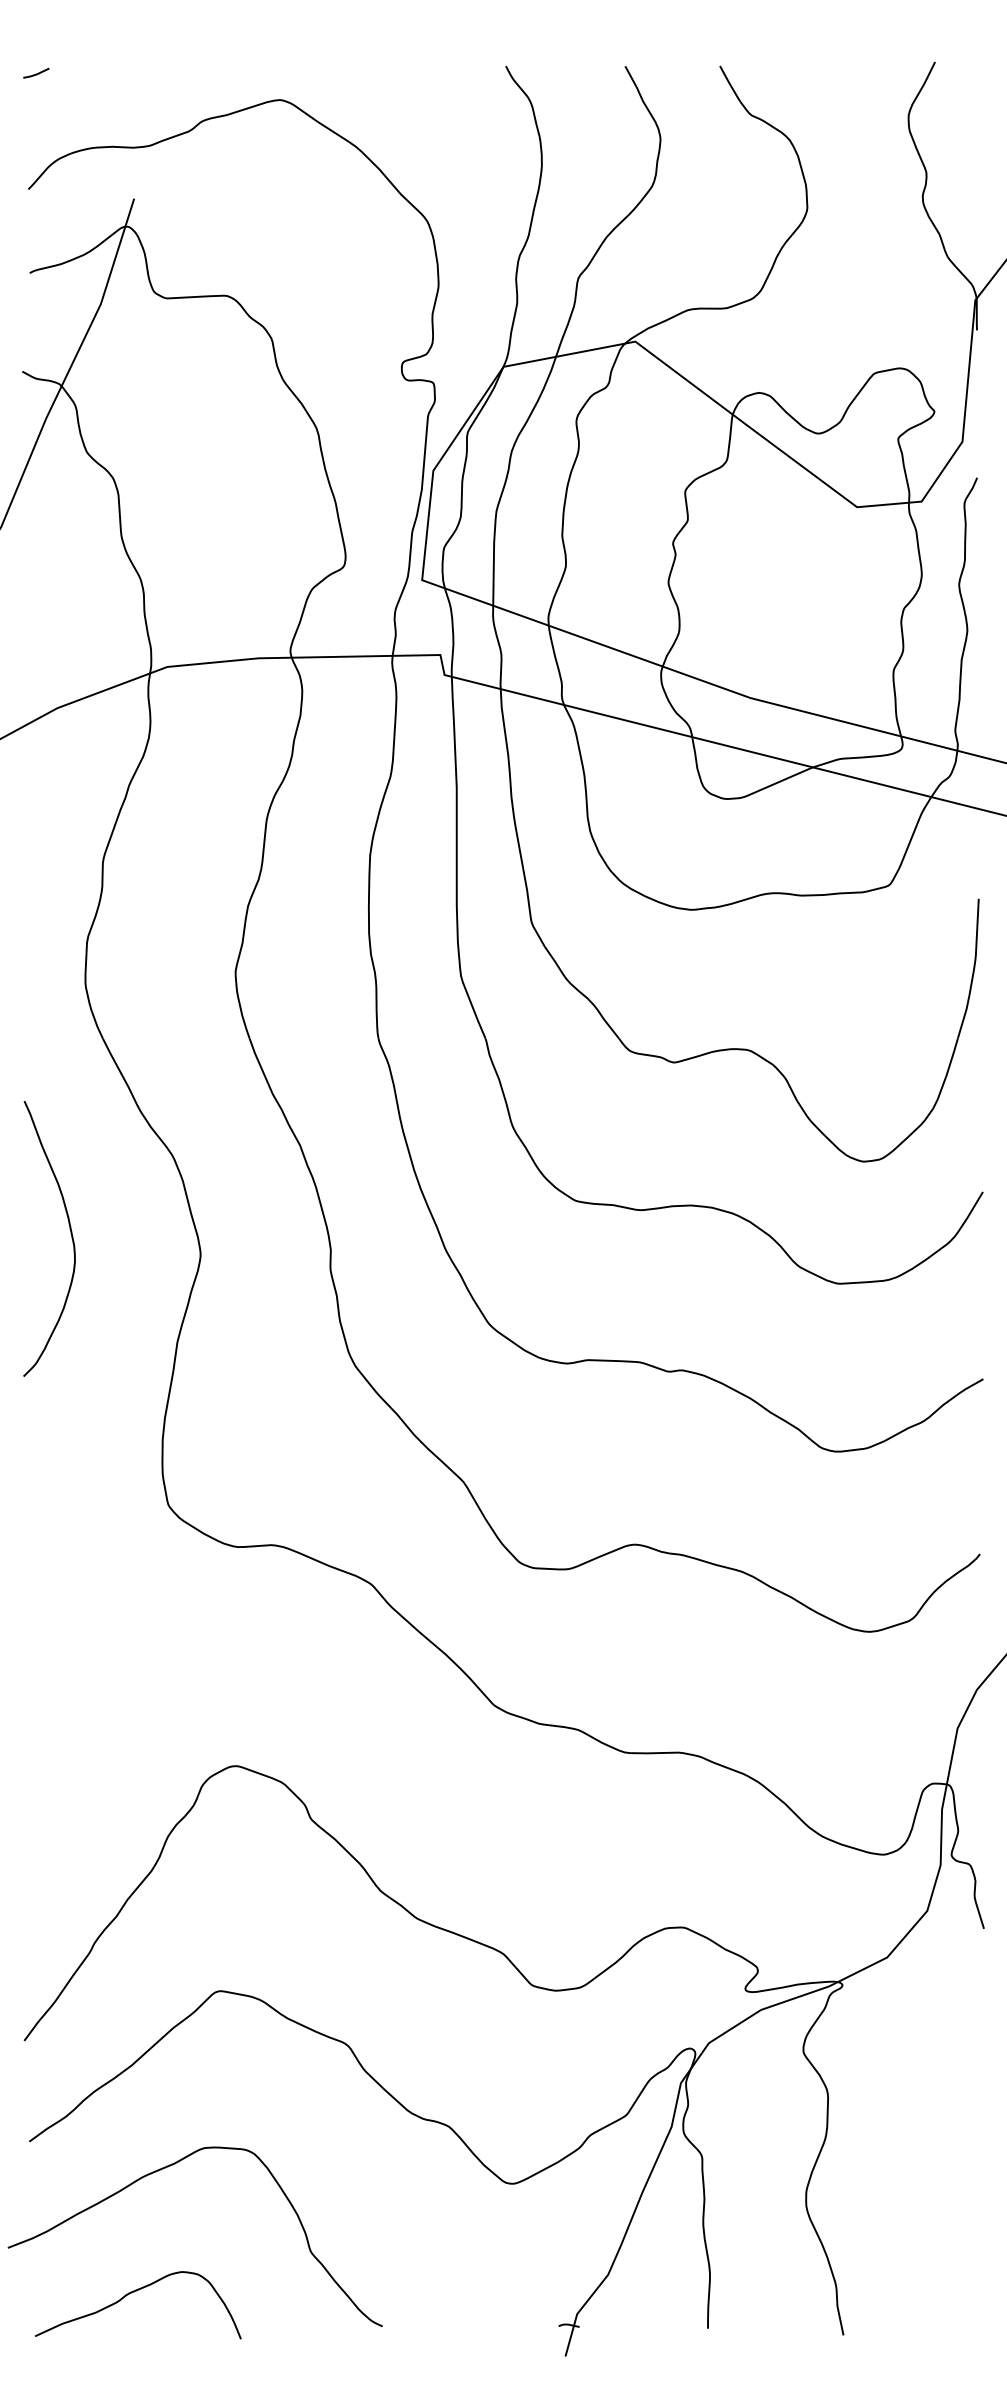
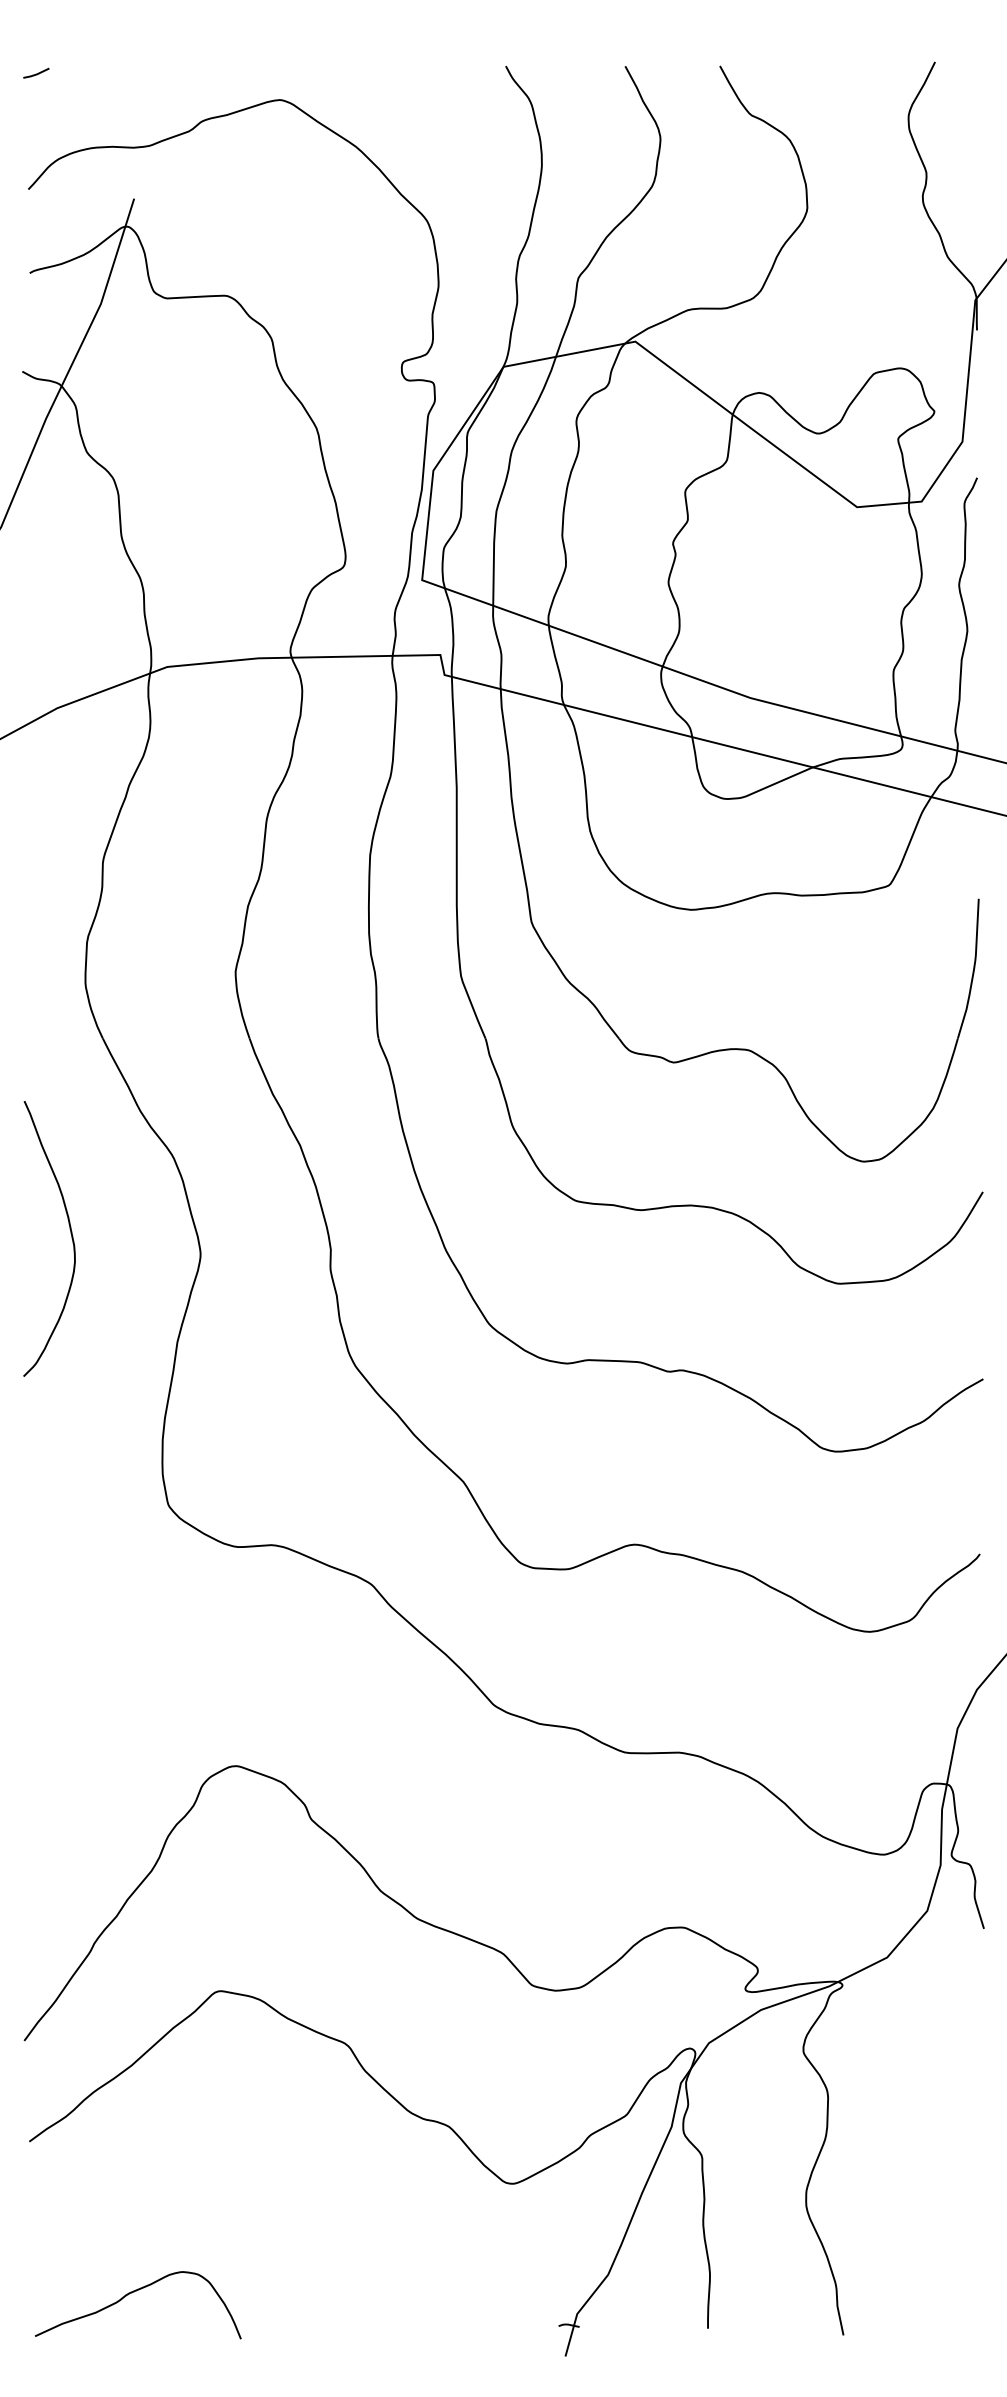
curve: present -> none (168, 2167)
